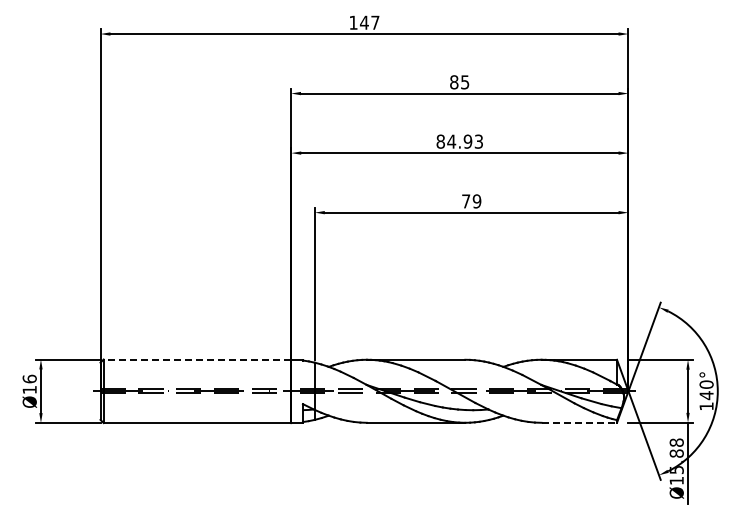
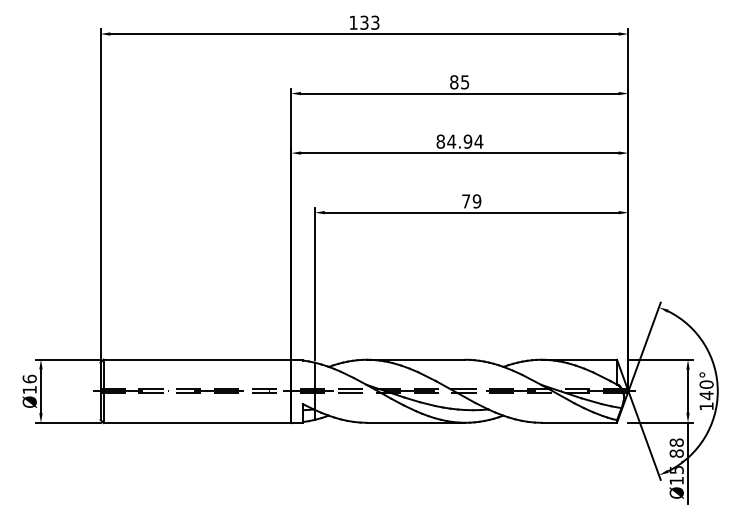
text: 147 -> 133 (369, 22)
text: 84.93 -> 84.94 (478, 141)
line: dashed -> solid (197, 359)
line: dashed -> solid (579, 422)
